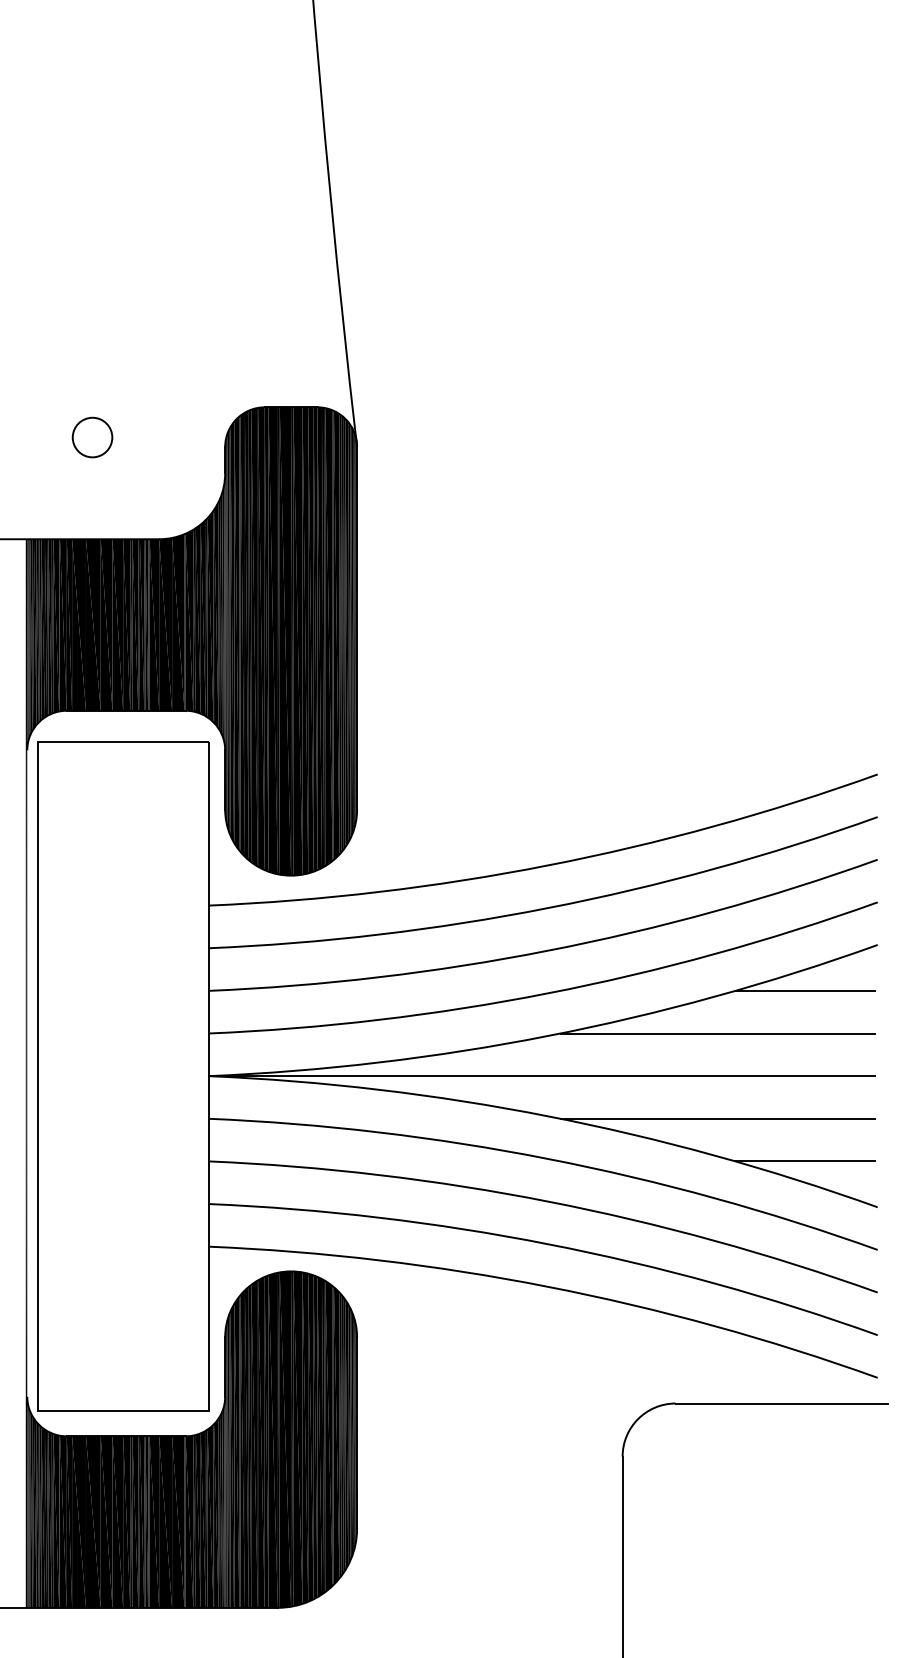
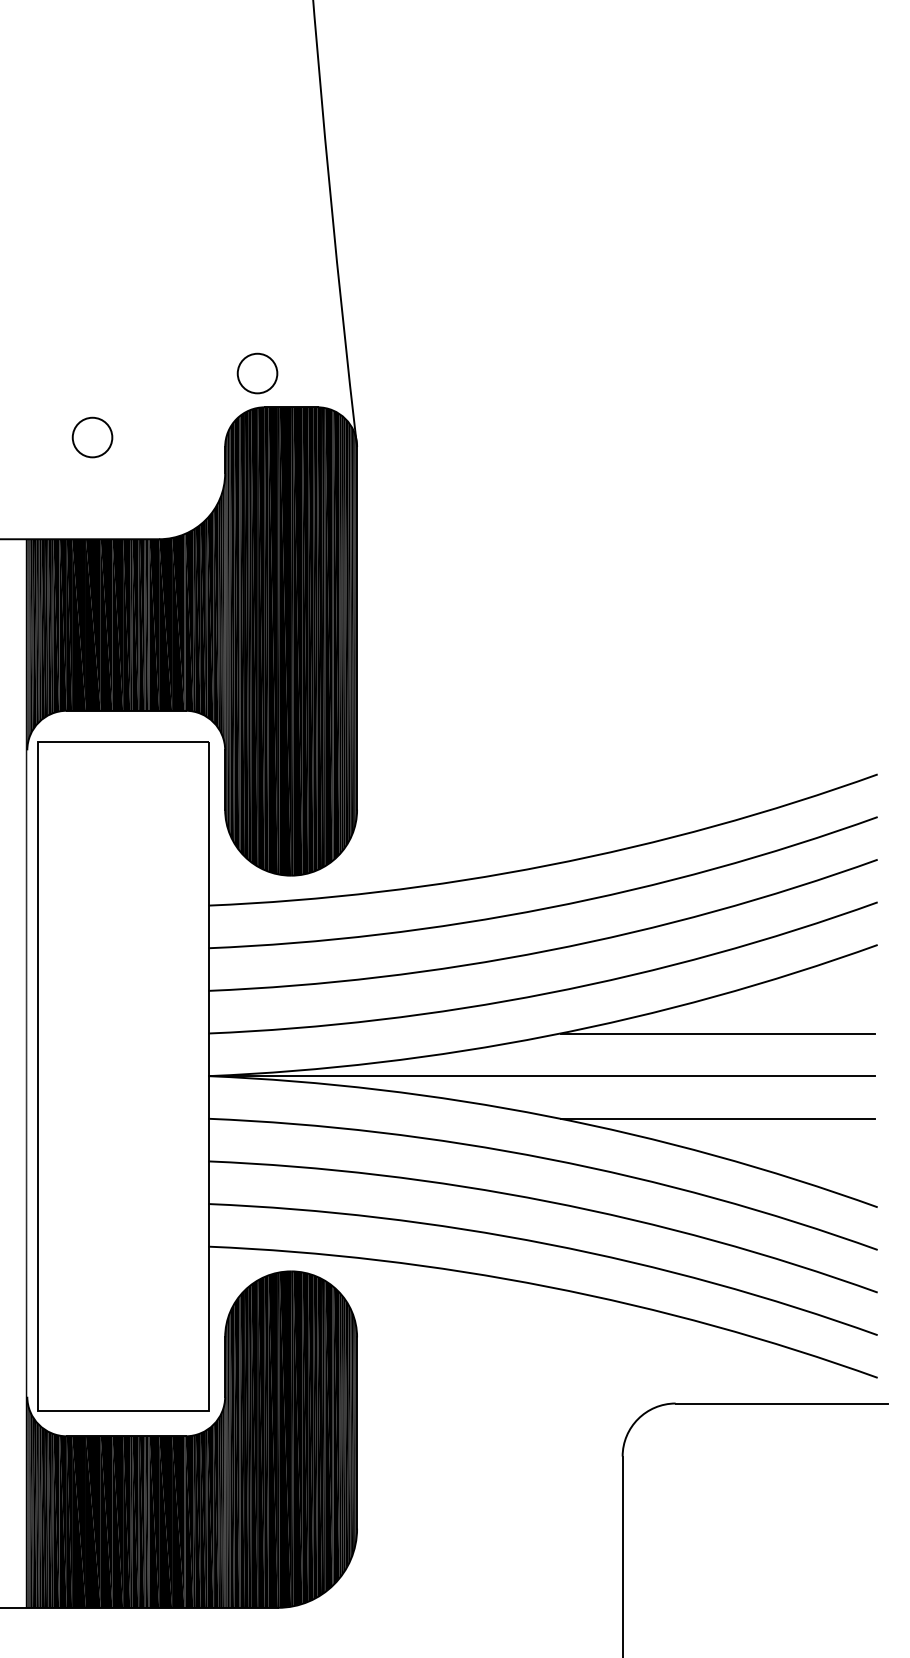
circle: none -> present (257, 373)
line: present -> none (805, 990)
line: present -> none (805, 1161)
